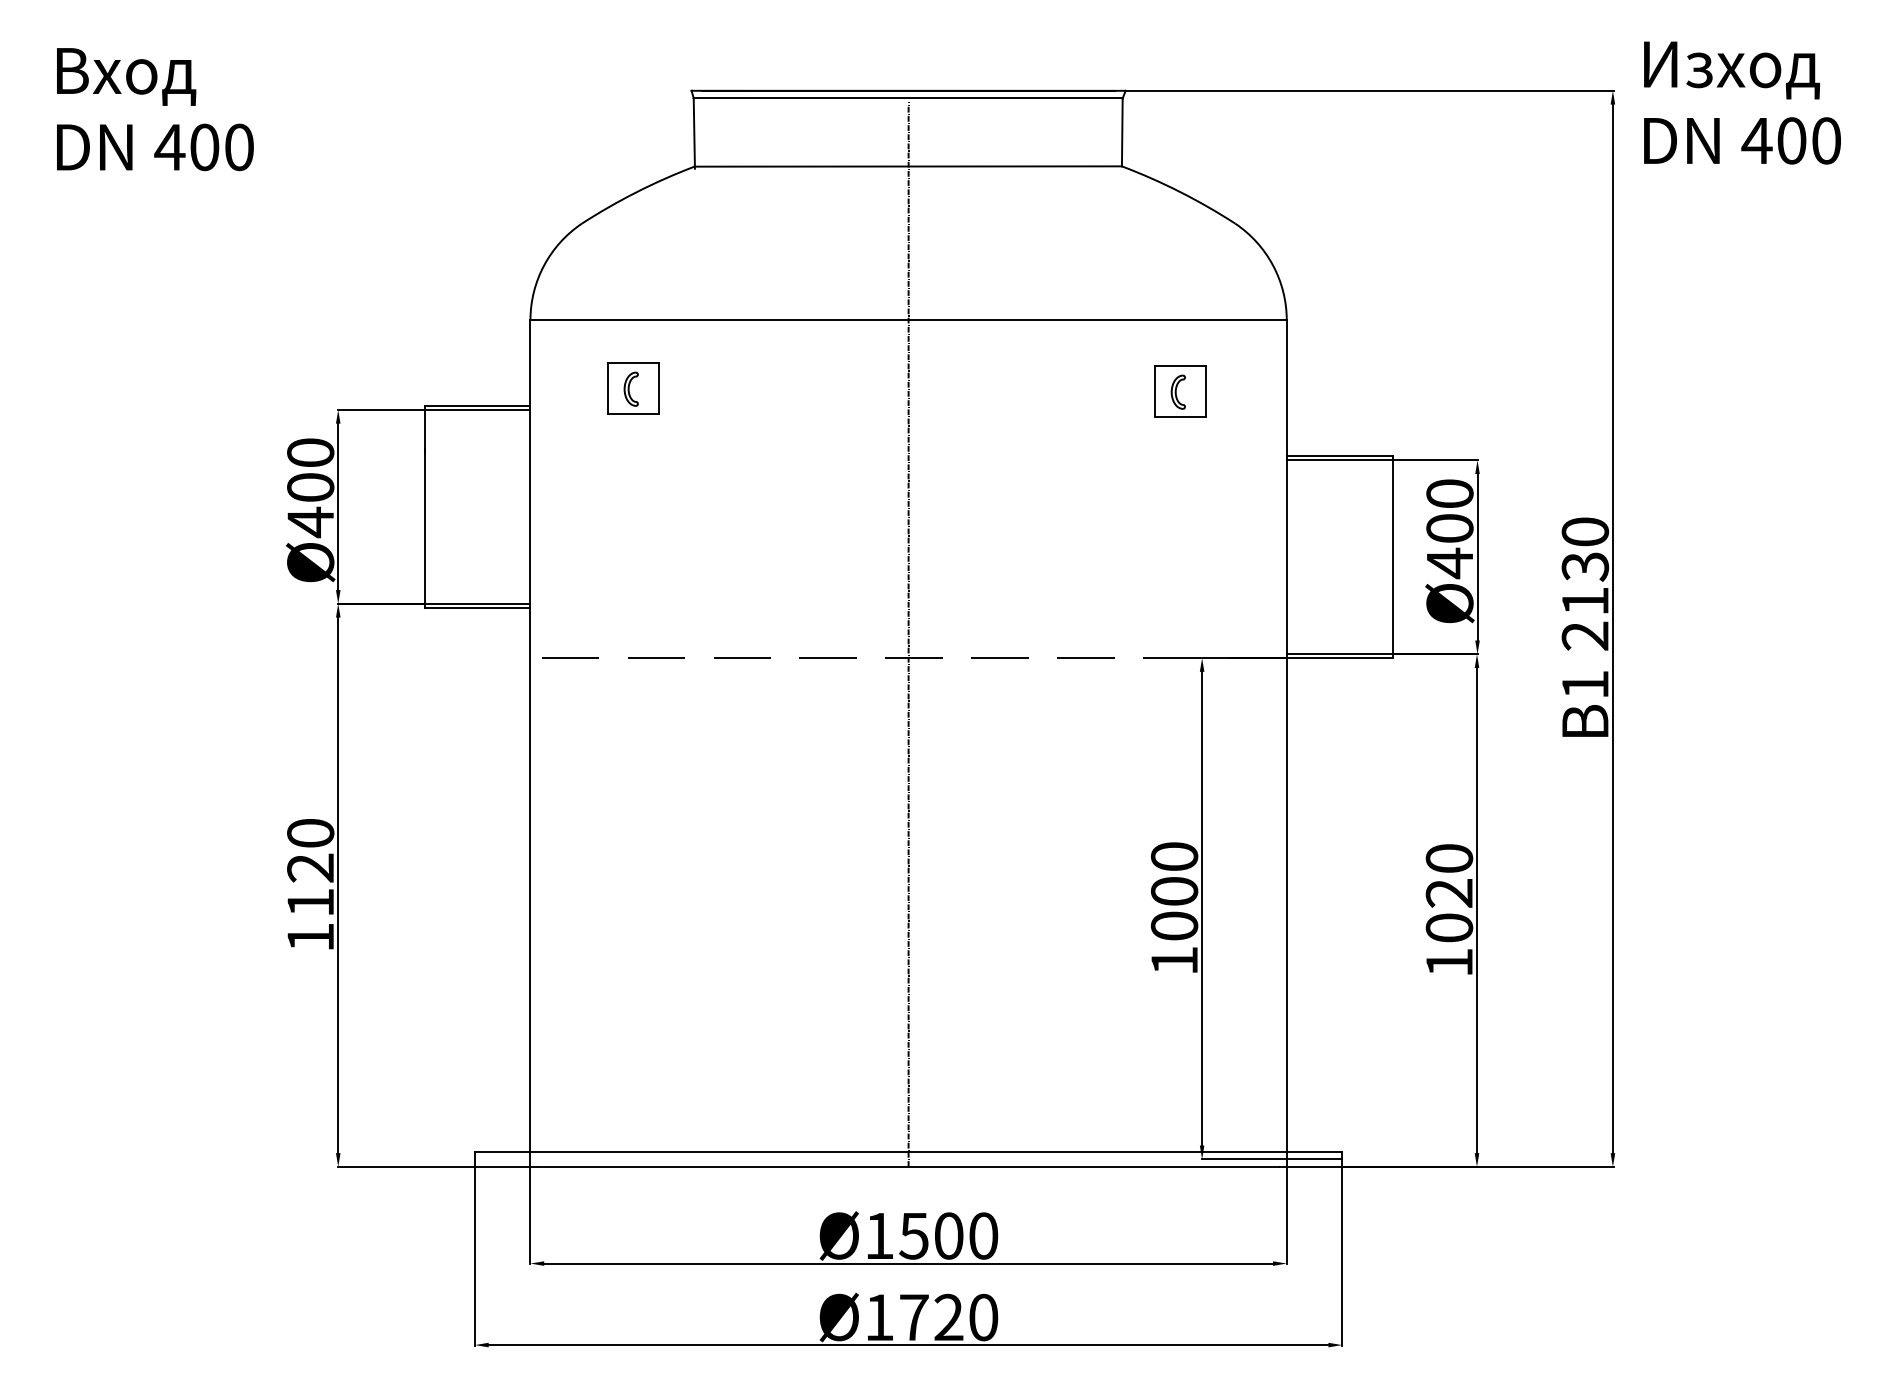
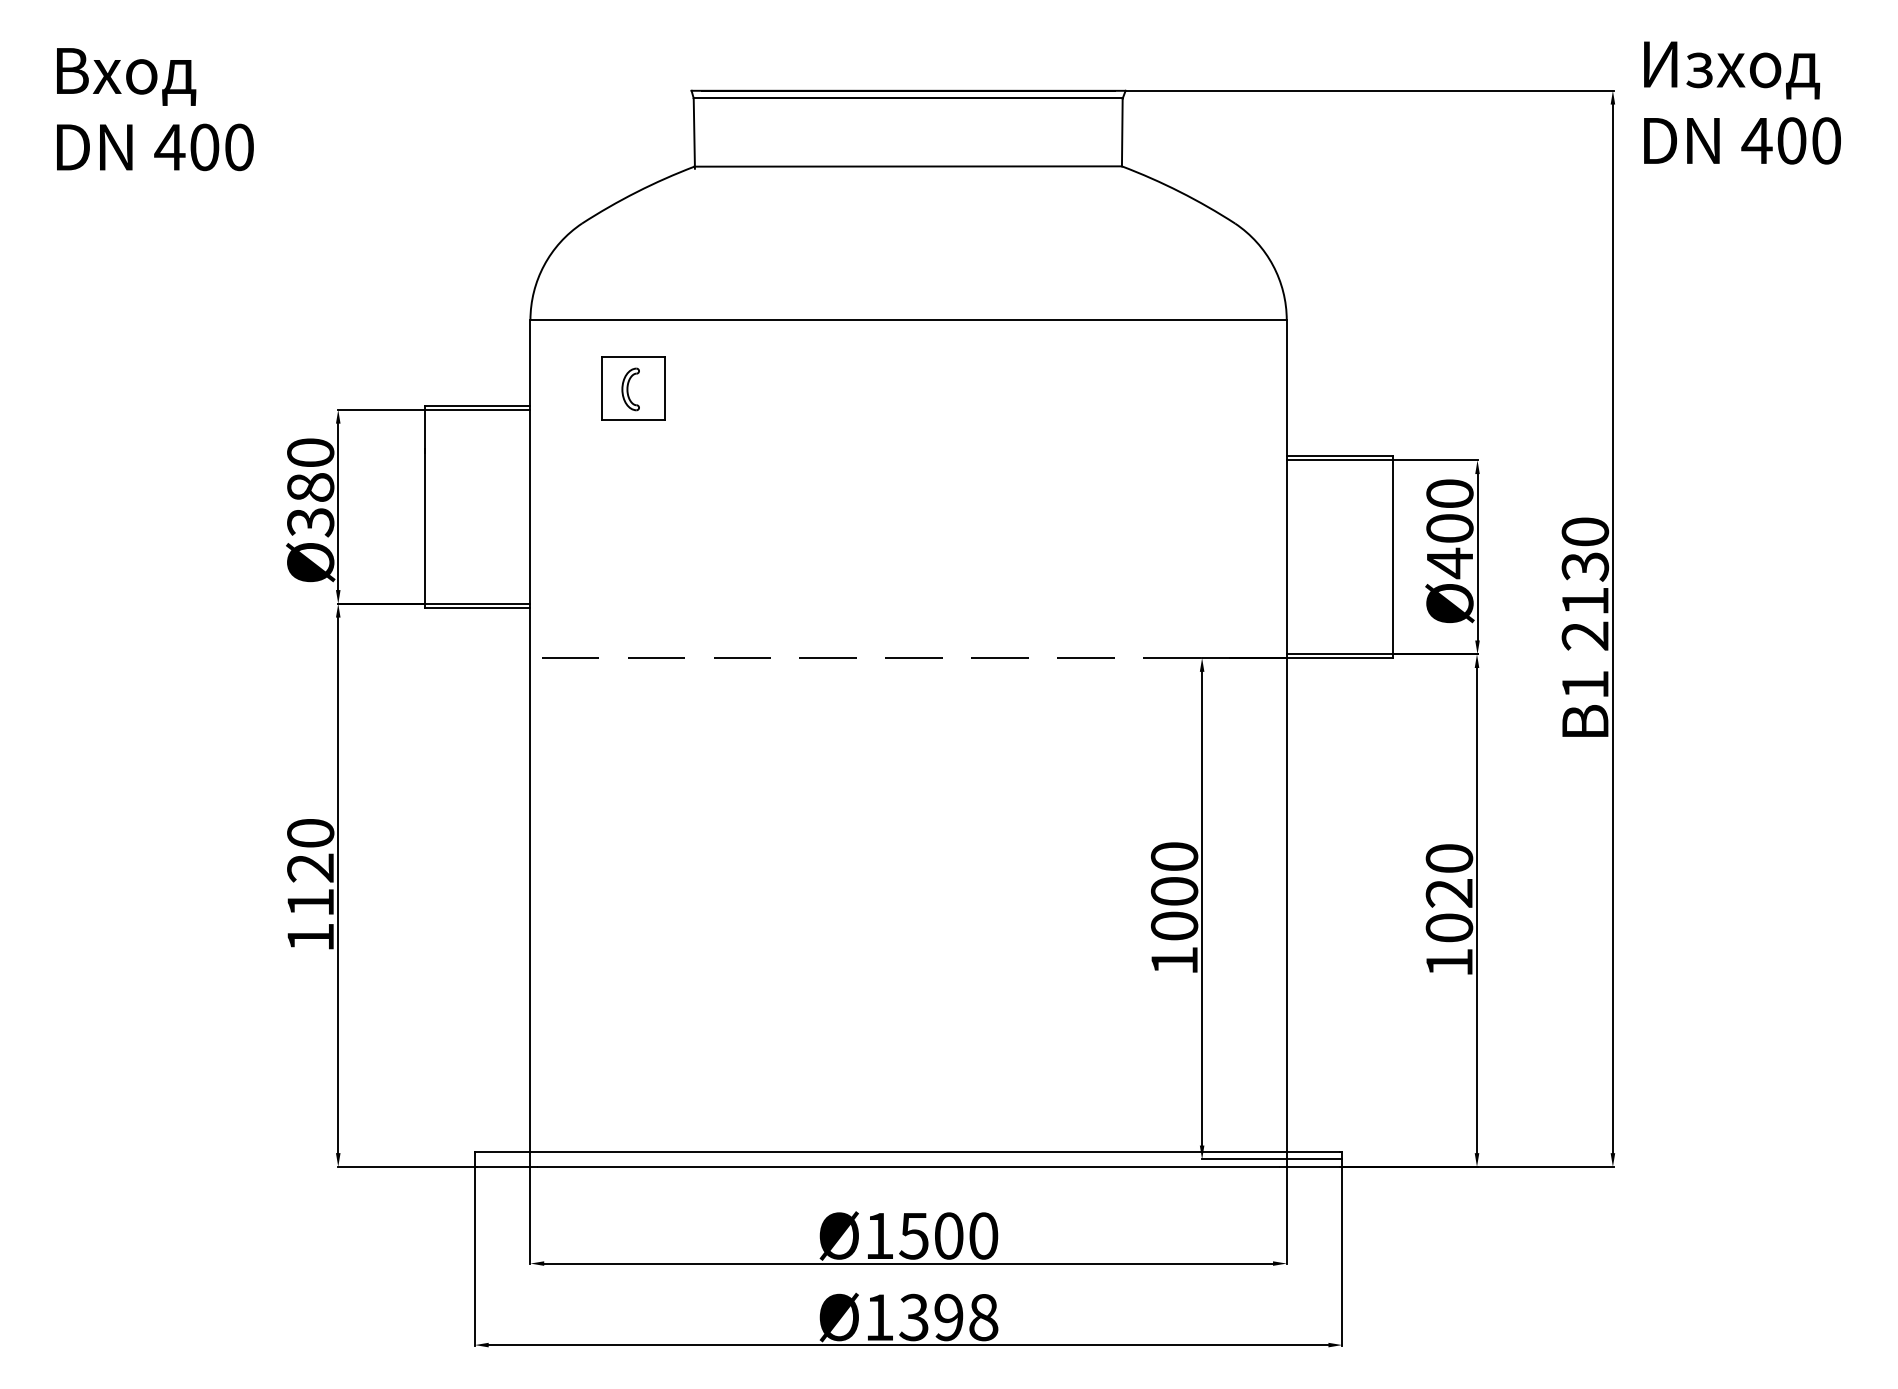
part size: 53x53 px -> 65x65 px (633, 388)
part: present -> none (1180, 391)
text: Ø400 -> Ø380 (310, 505)
line: present -> none (908, 633)
text: Ø1720 -> Ø1398 (948, 1317)
